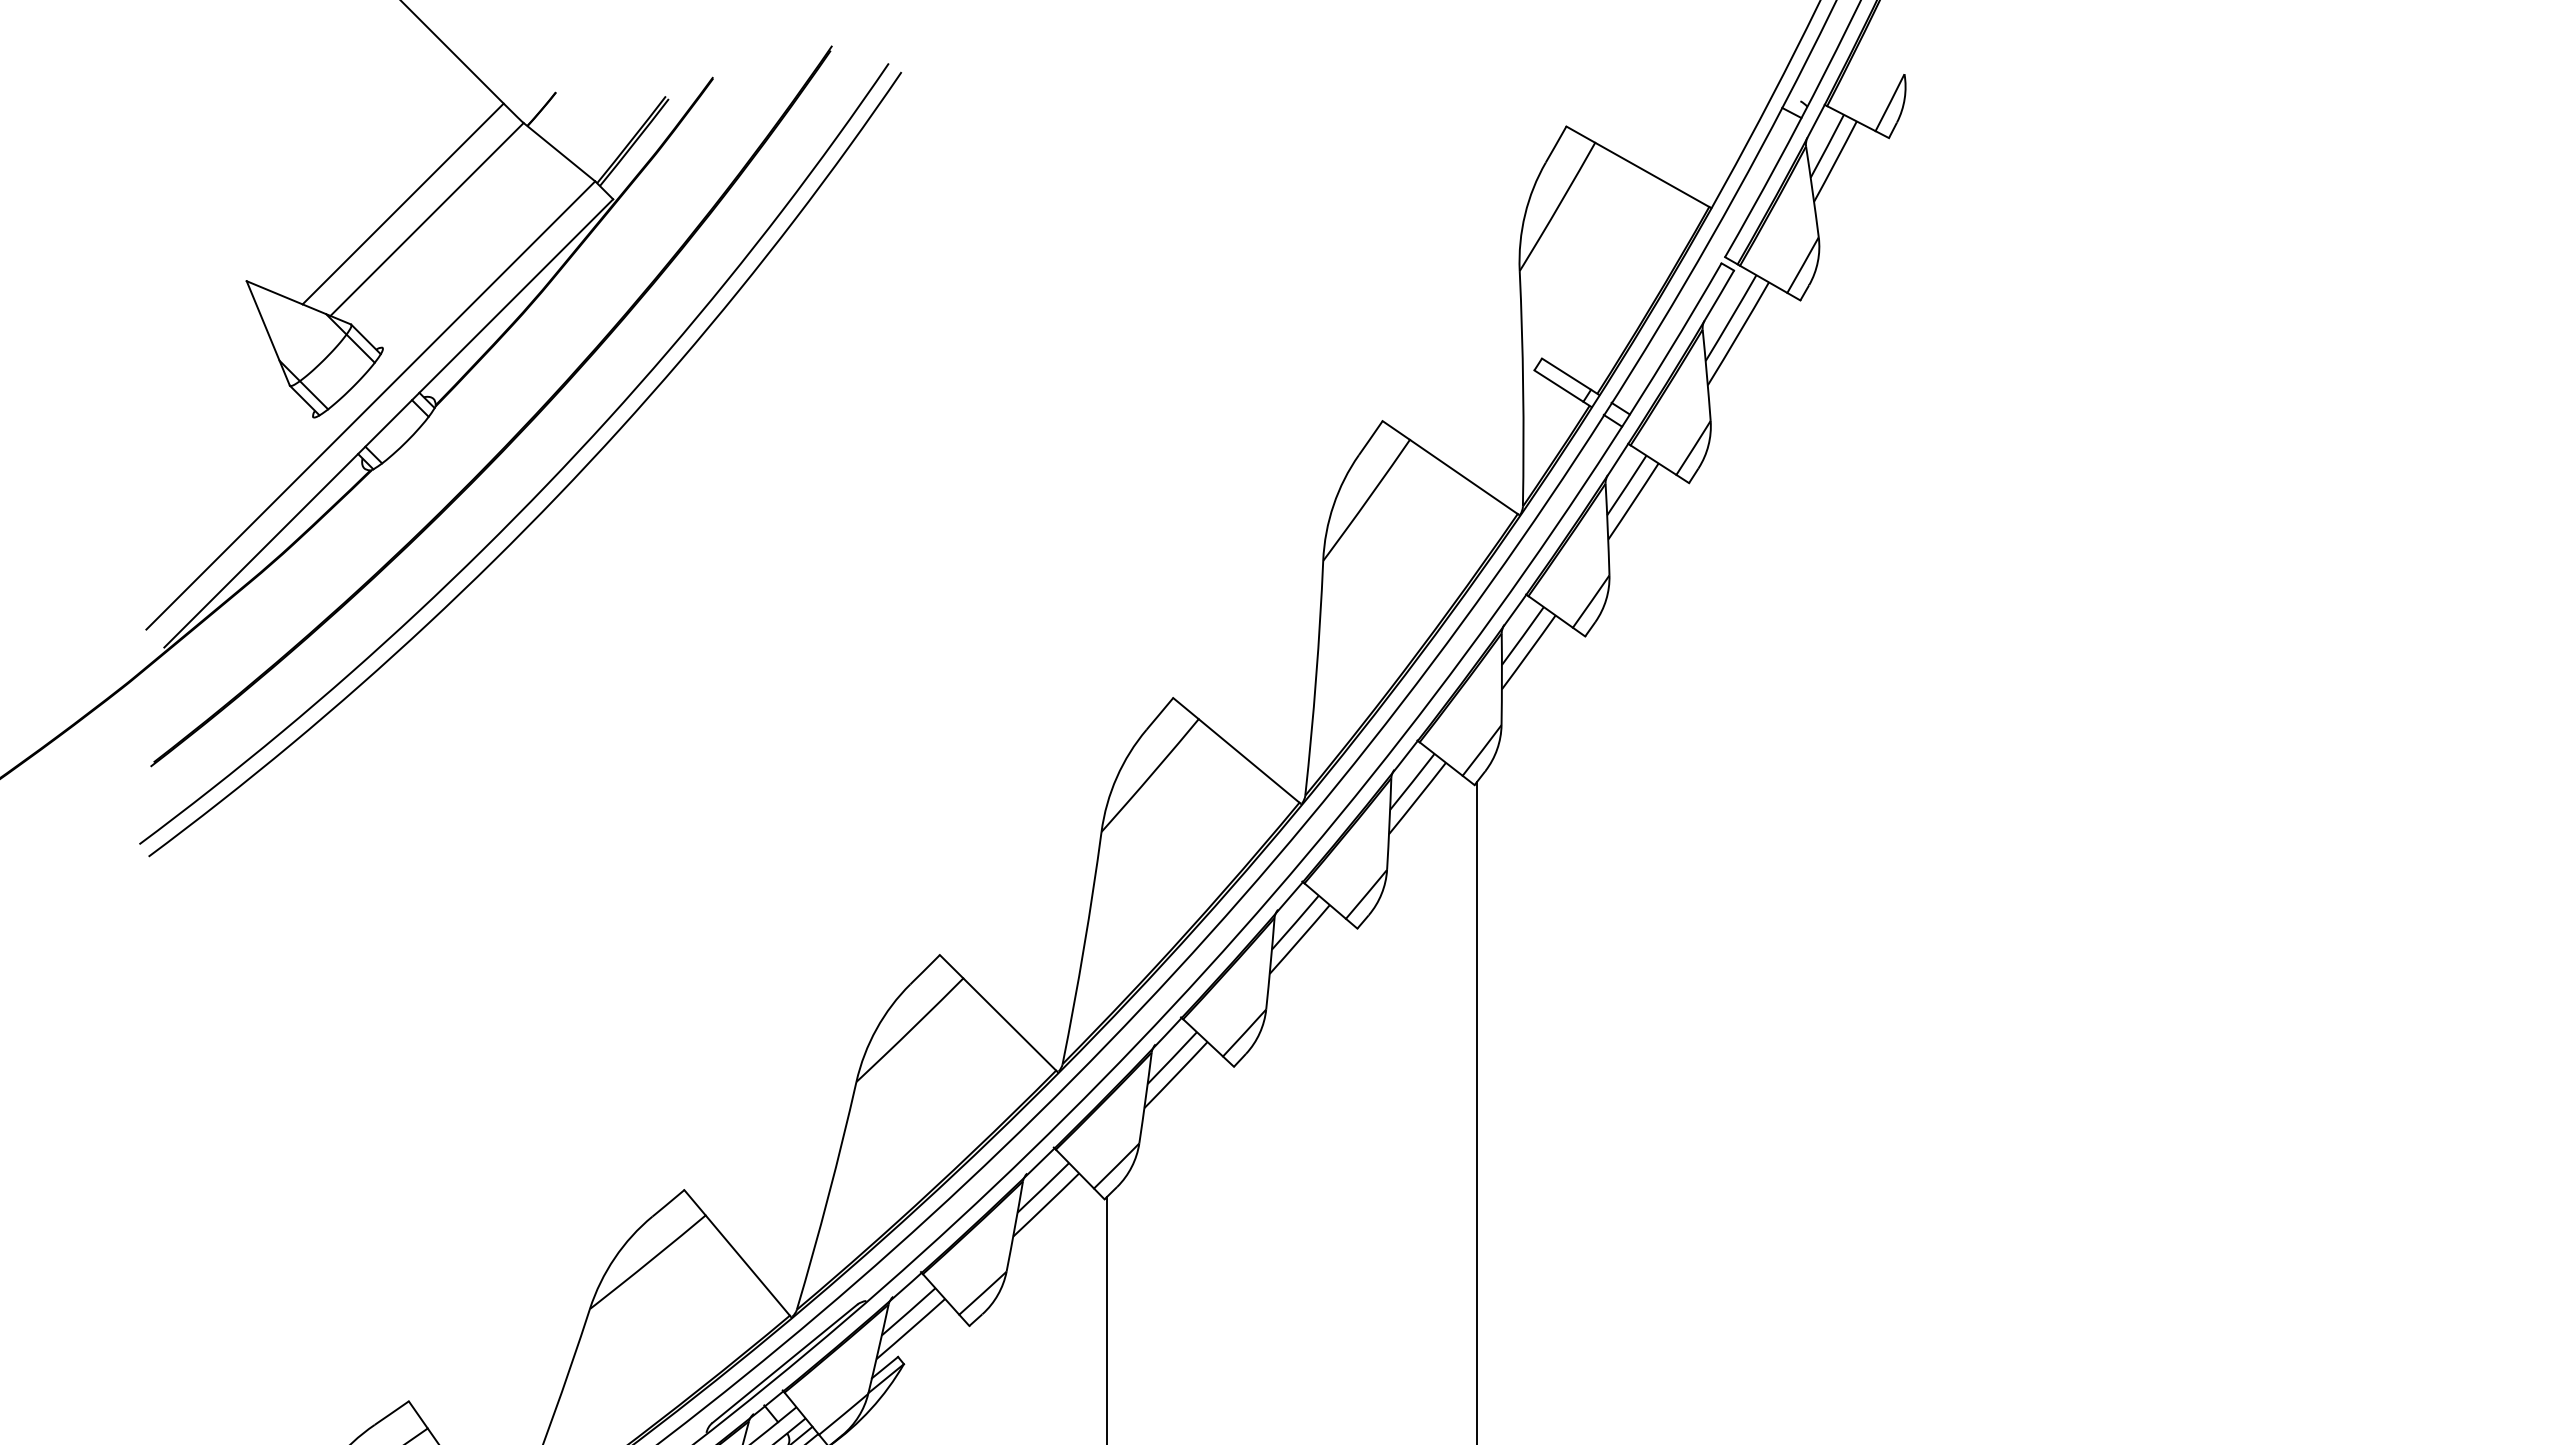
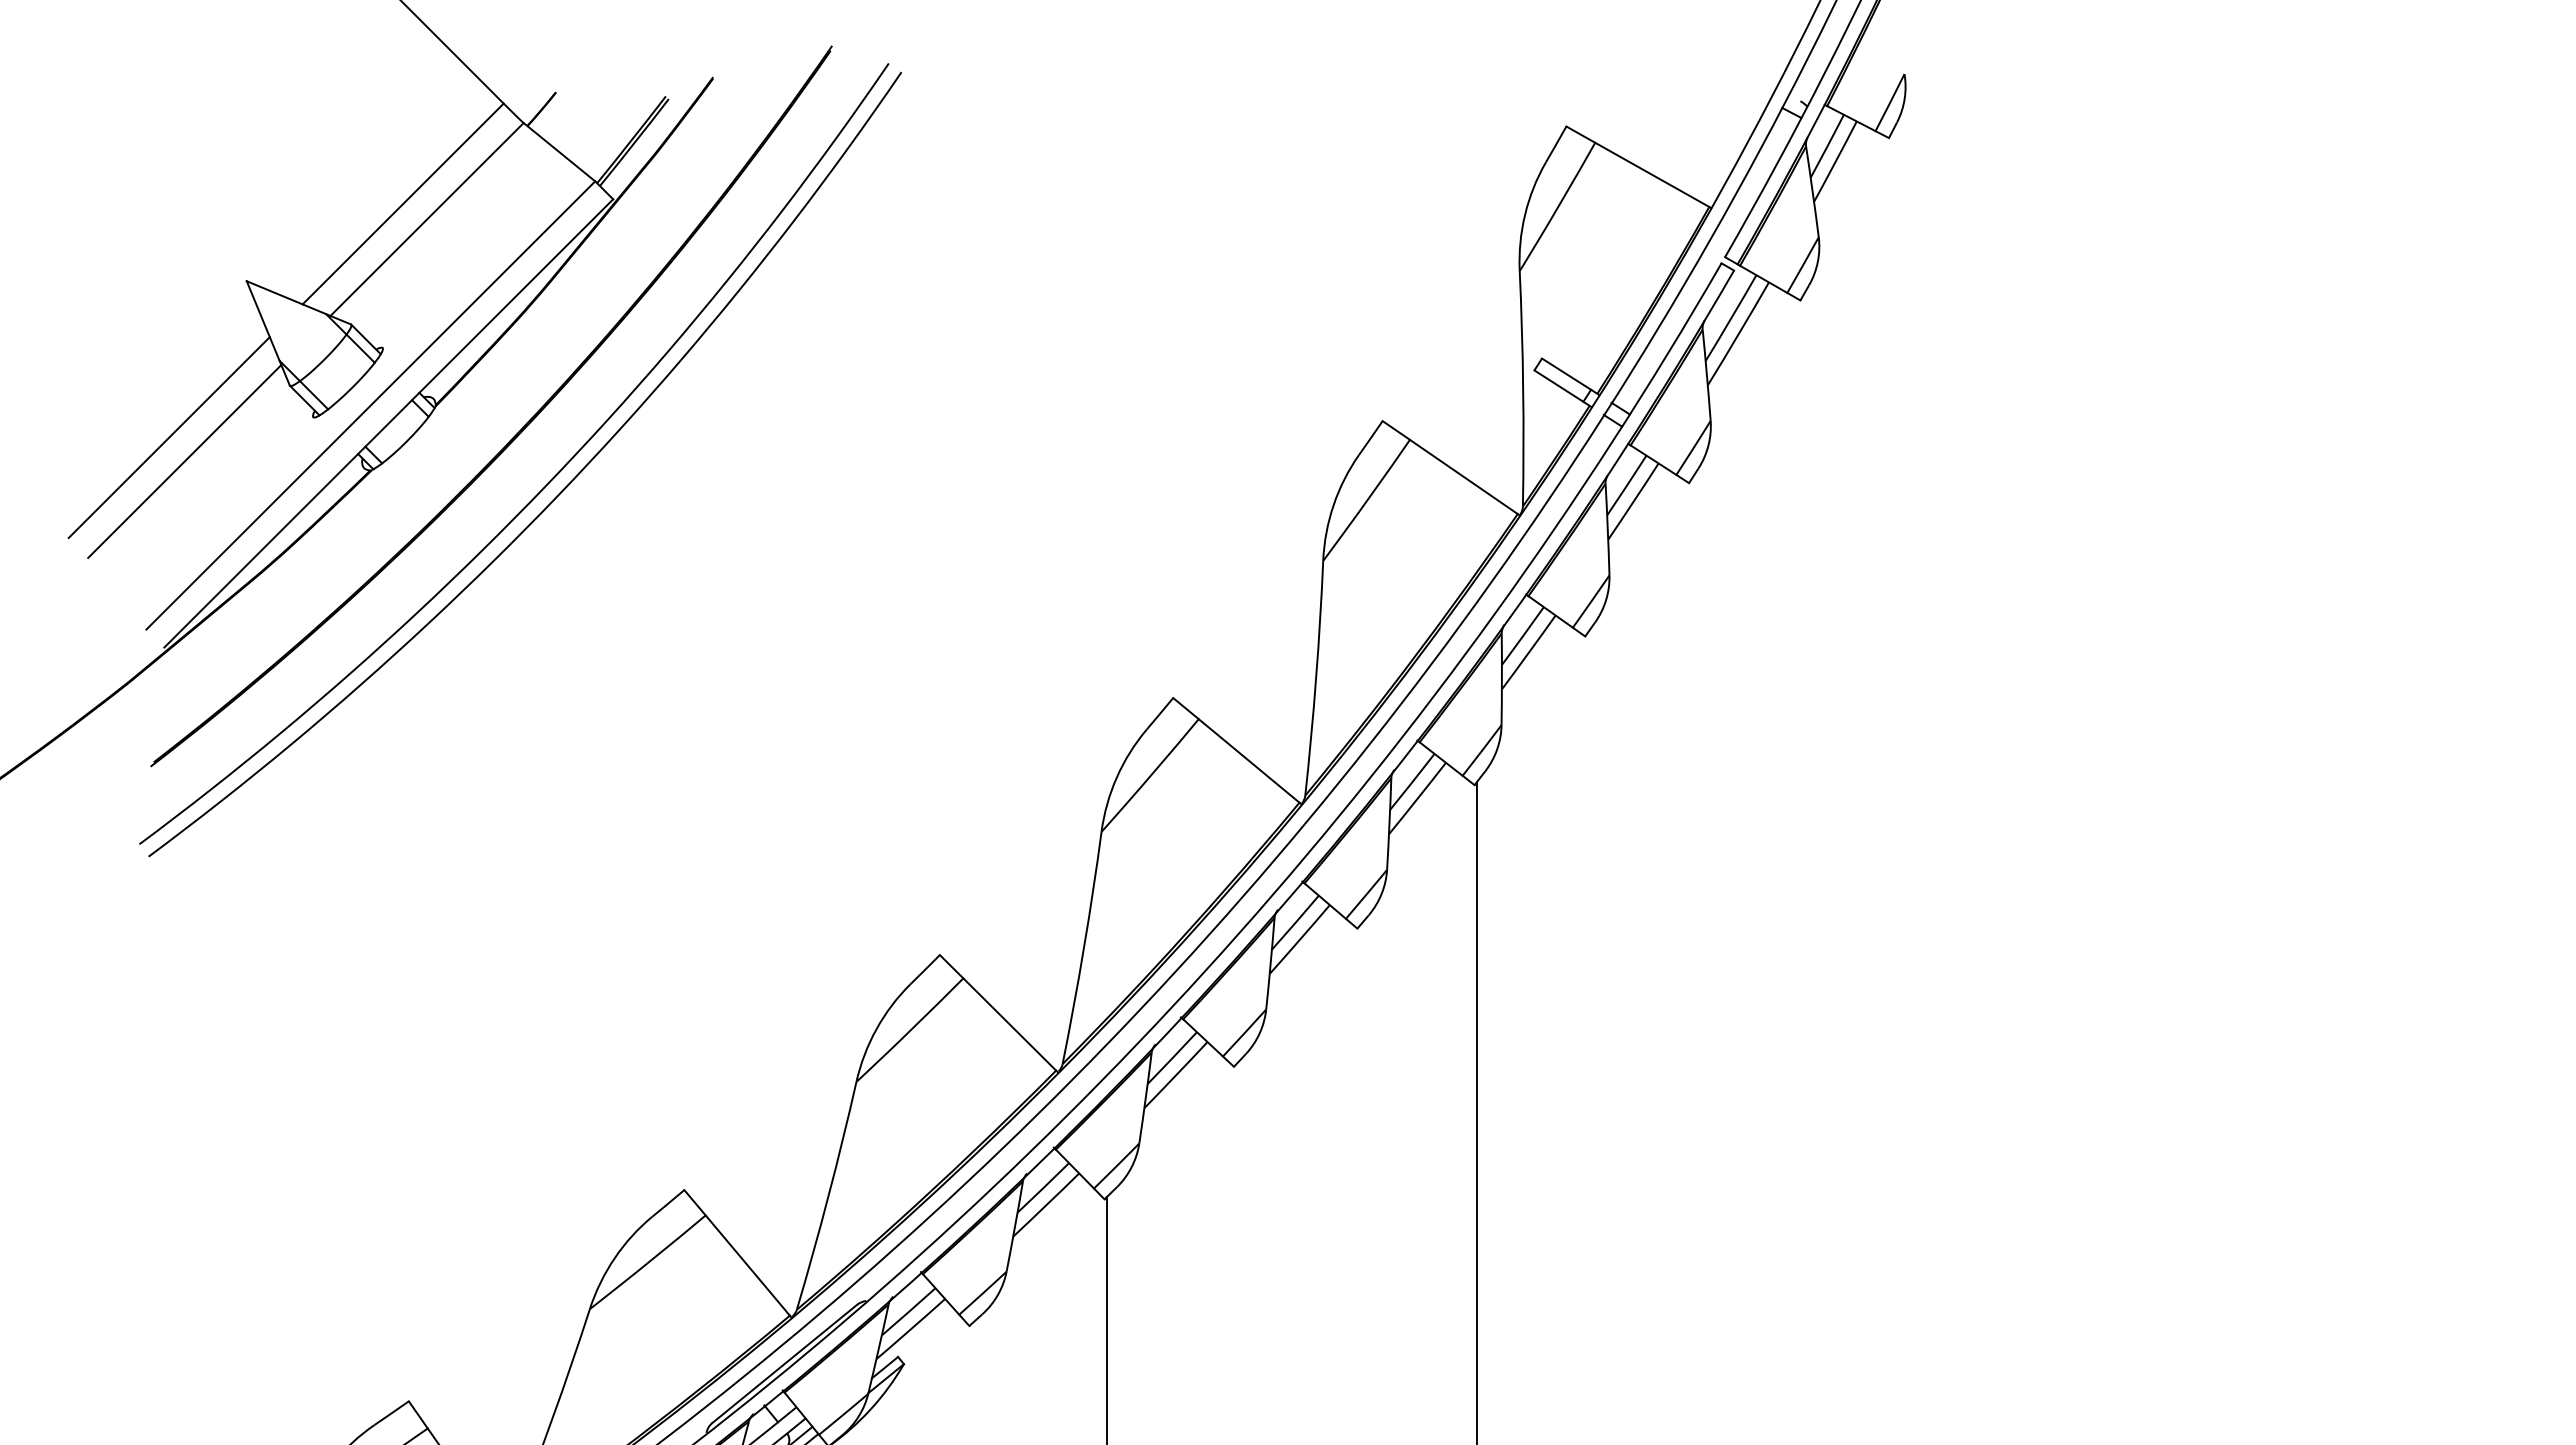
line: none -> present (168, 437)
line: none -> present (184, 461)
